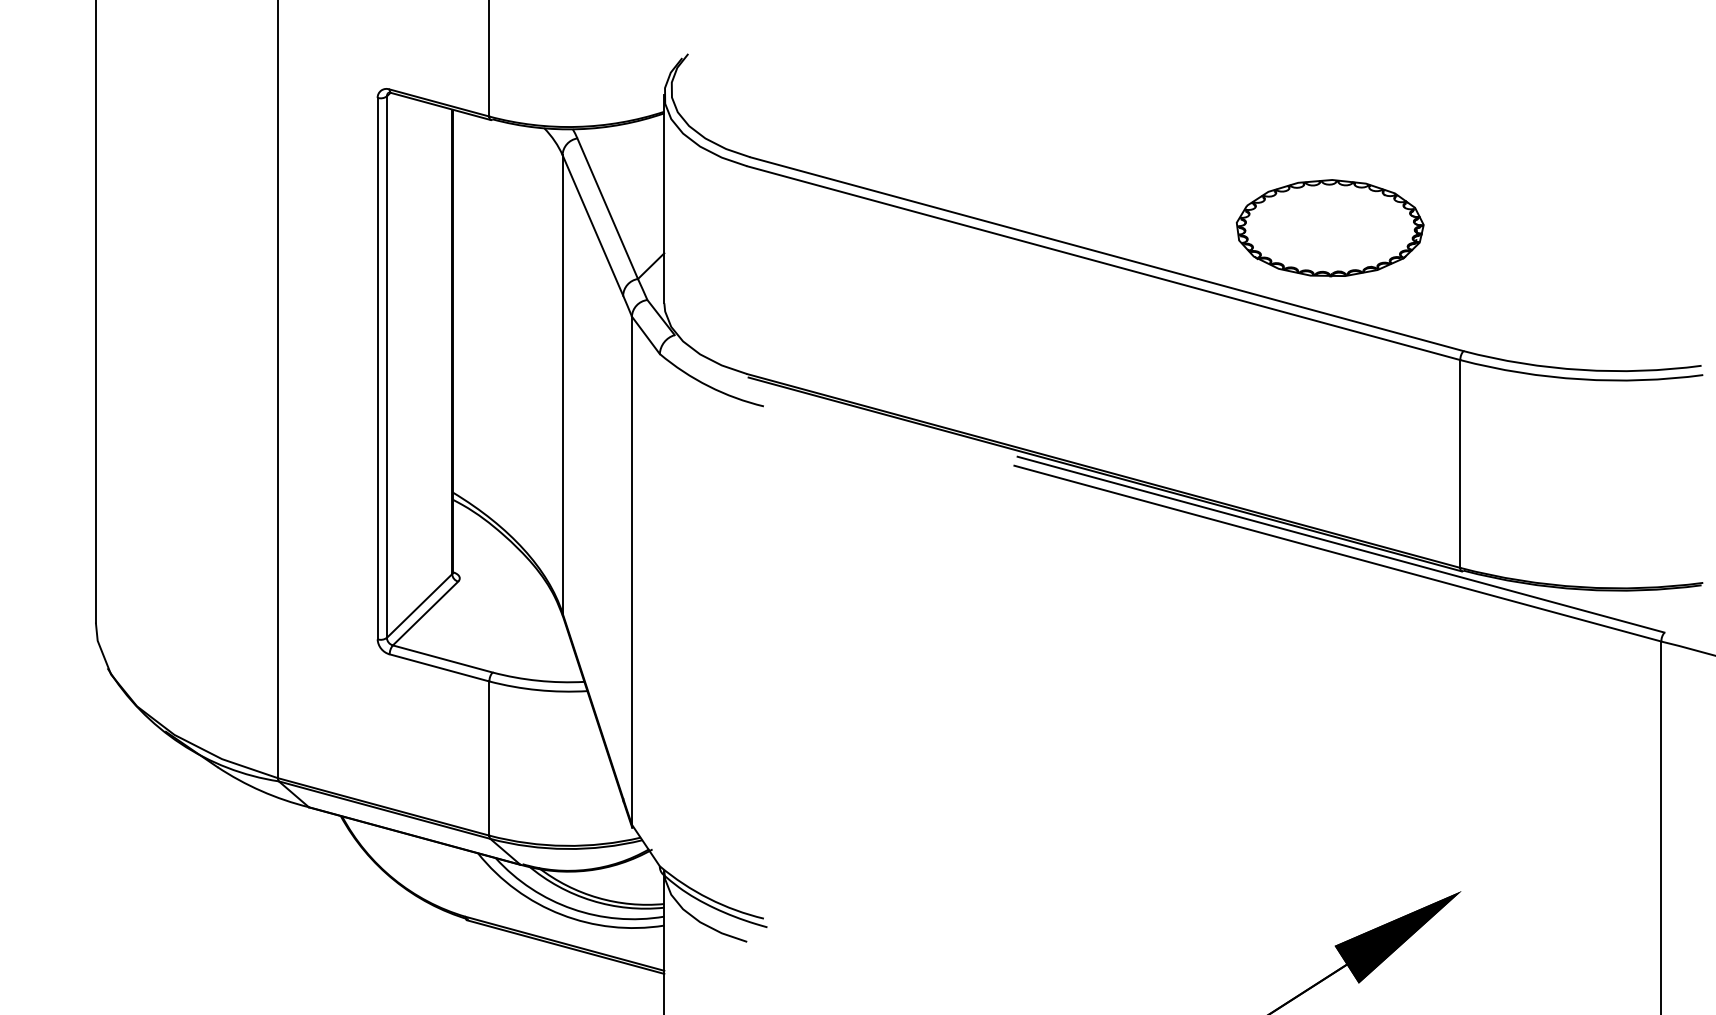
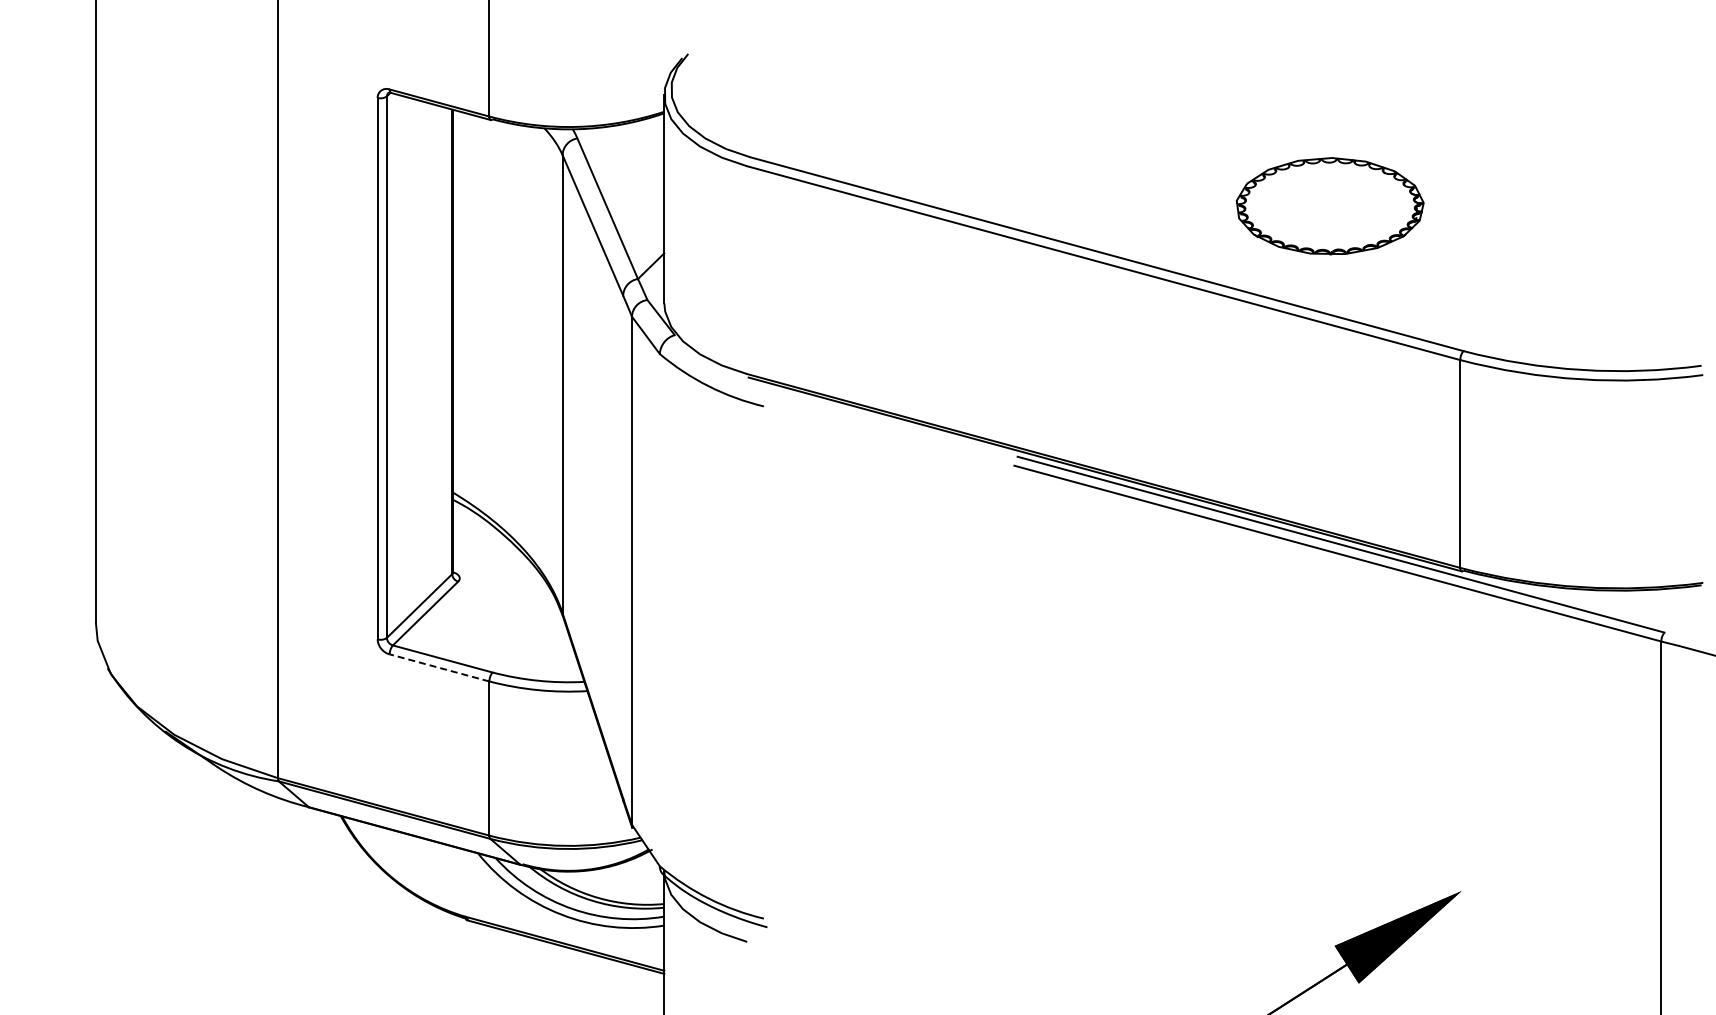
part position: (1329, 228) -> (1329, 206) (1329, 206)
line: solid -> dashed (439, 667)
